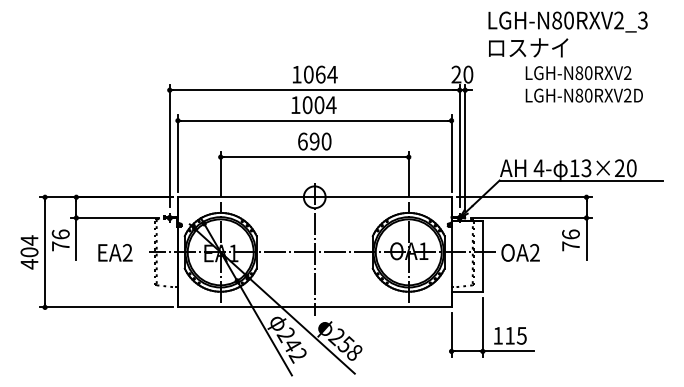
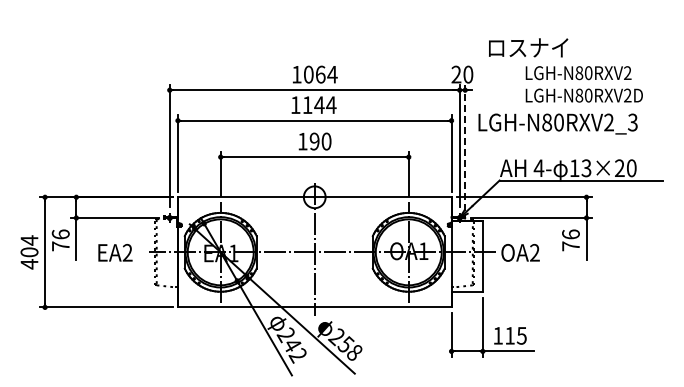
text position: (567, 21) -> (557, 123) (557, 123)
text: 1004 -> 1144 (313, 105)
text: 690 -> 190 (302, 141)
line: solid -> dashed (465, 147)
